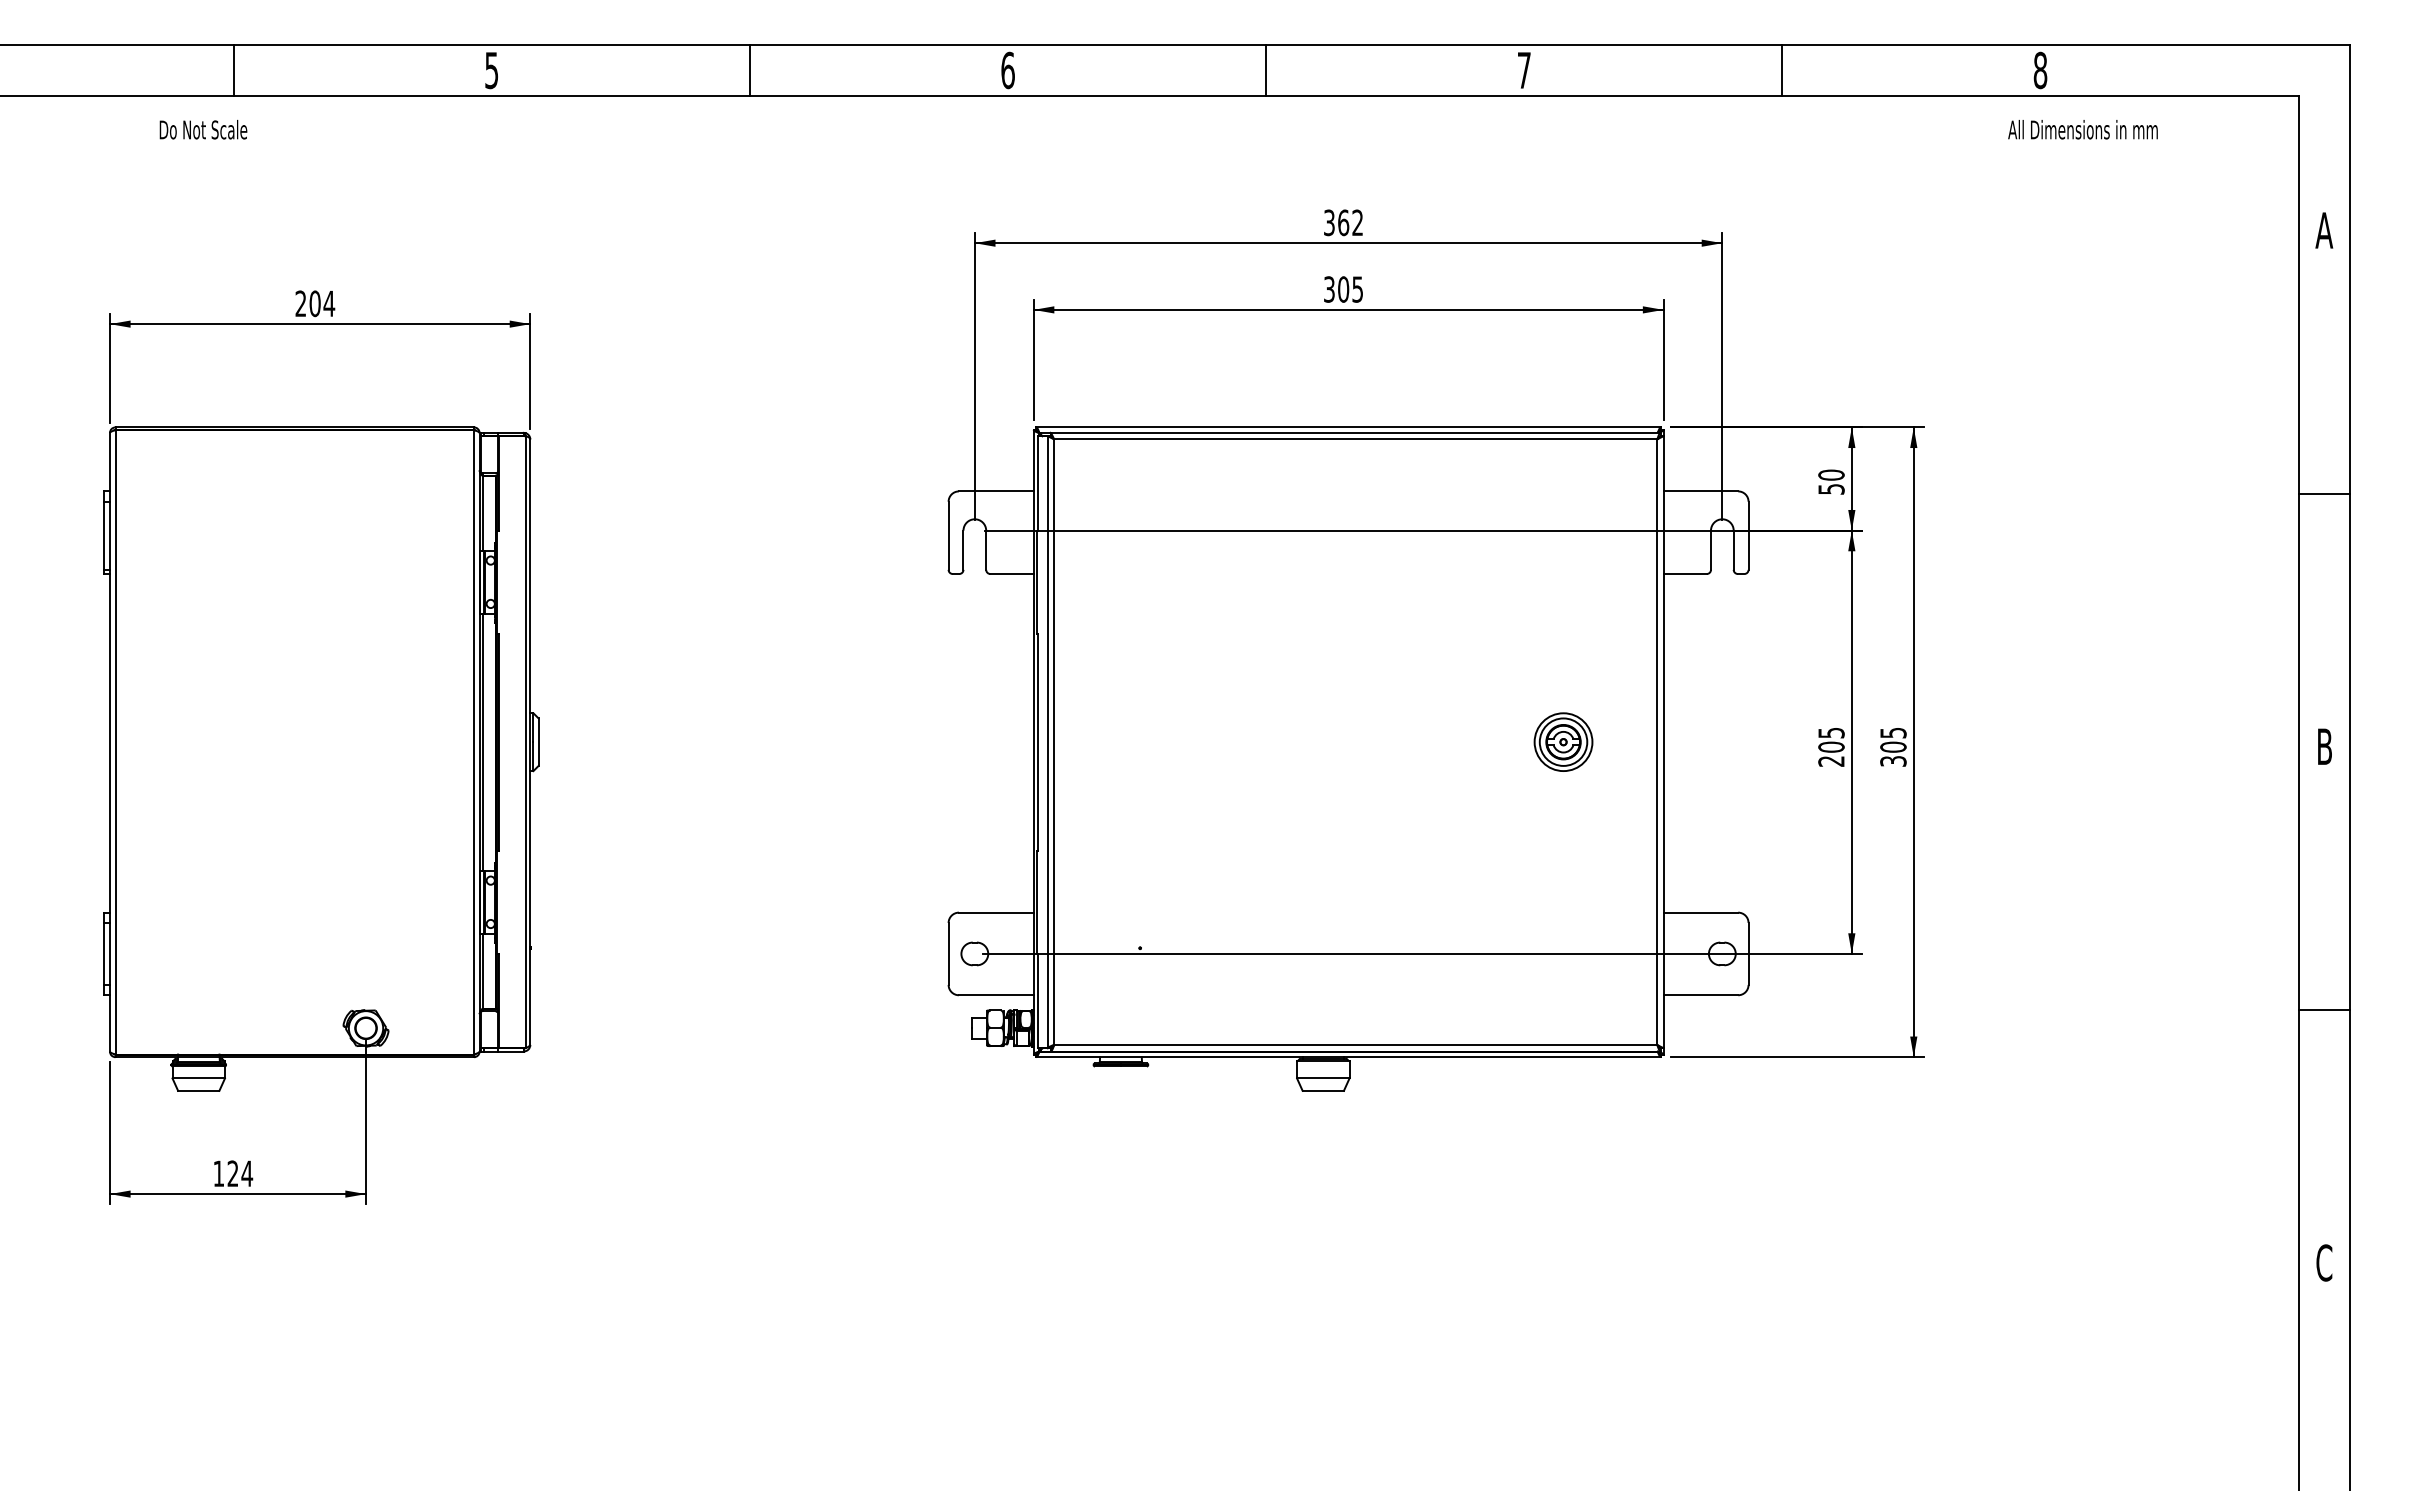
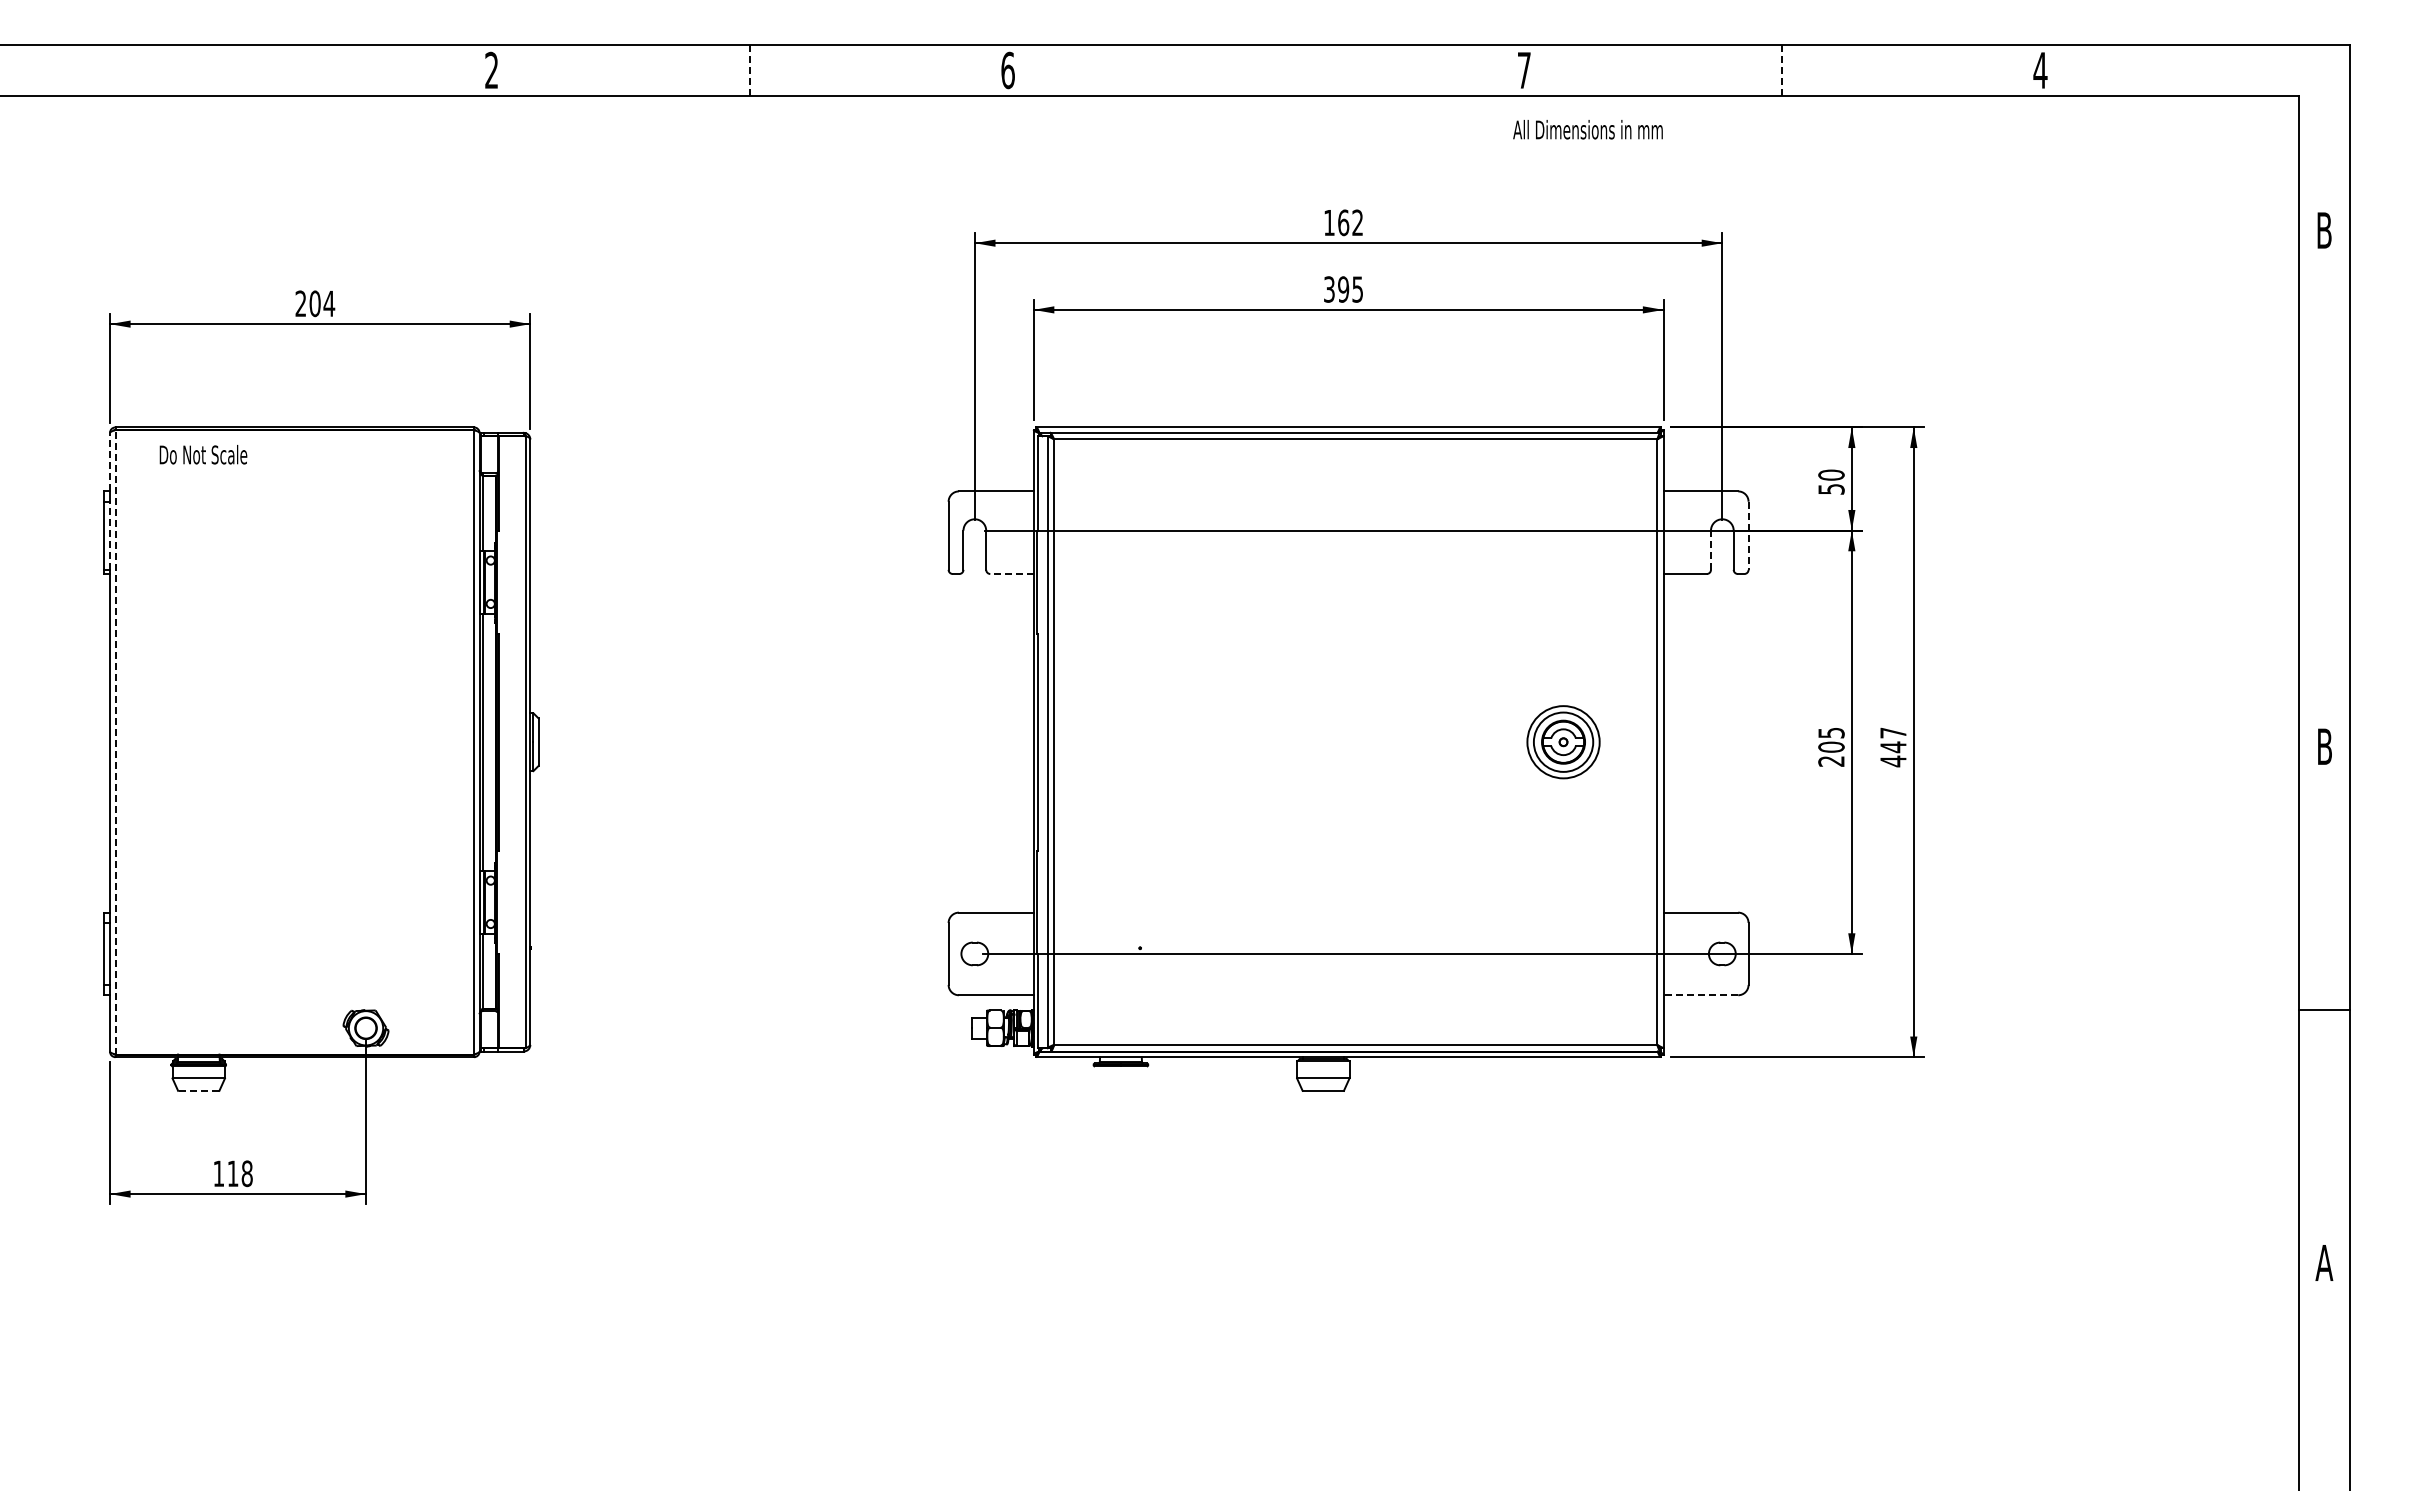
line: present -> none (233, 70)
text: 5 -> 2 (491, 70)
line: solid -> dashed (749, 70)
line: present -> none (1266, 70)
line: solid -> dashed (1782, 70)
text: 8 -> 4 (2040, 70)
text position: (203, 129) -> (203, 454) (203, 454)
text position: (2082, 129) -> (1587, 129) (1587, 129)
text: 362 -> 162 (1329, 222)
text: A -> B (2324, 230)
text: 305 -> 395 (1343, 289)
line: solid -> dashed (109, 461)
line: present -> none (2324, 493)
line: solid -> dashed (109, 535)
line: solid -> dashed (1748, 536)
line: solid -> dashed (1710, 550)
line: solid -> dashed (1012, 574)
line: solid -> dashed (115, 741)
part size: 61x60 px -> 75x75 px (1563, 742)
text: 305 -> 447 (1893, 747)
line: solid -> dashed (1700, 995)
line: solid -> dashed (198, 1090)
text: 124 -> 118 (240, 1173)
text: C -> A (2324, 1262)
